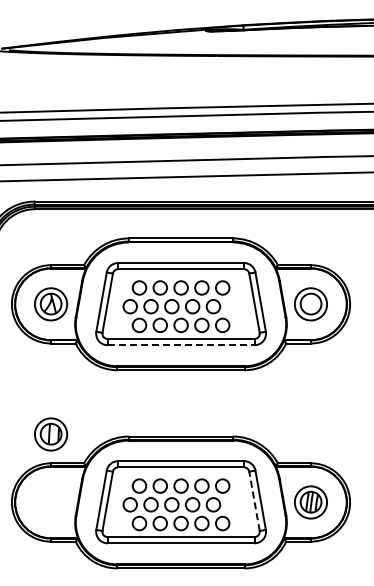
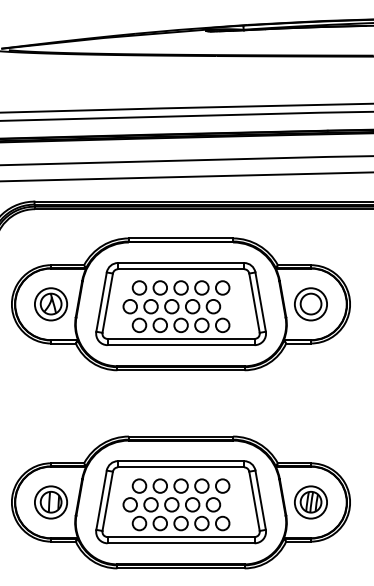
line: dashed -> solid (181, 345)
part position: (51, 434) -> (51, 502) (51, 502)
line: dashed -> solid (254, 500)
